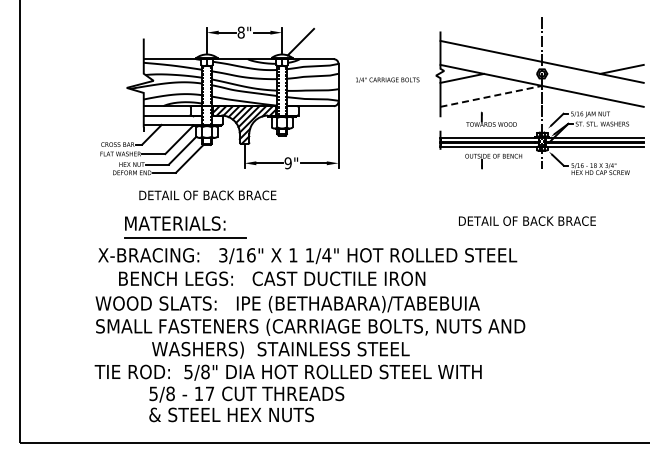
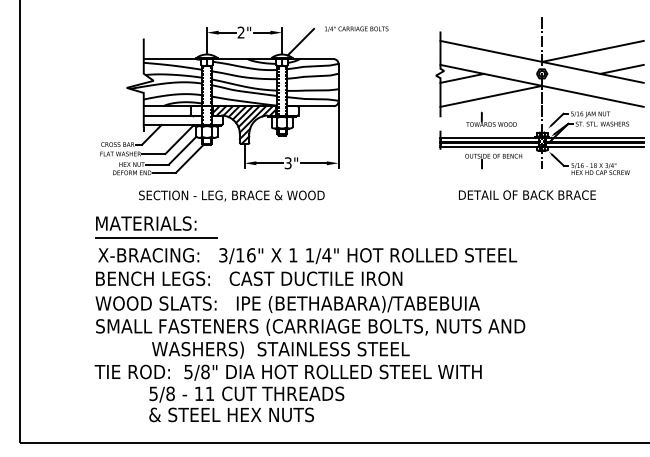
text: 8" -> 2" (240, 32)
line: none -> present (592, 50)
text position: (387, 79) -> (356, 28) (356, 28)
line: dashed -> solid (491, 96)
text: 9" -> 3" (287, 163)
text: DETAIL OF BACK BRACE -> SECTION - LEG, BRACE & WOOD (231, 195)
text position: (527, 220) -> (527, 194) (527, 194)
part position: (185, 227) -> (156, 227) (156, 227)
text position: (272, 278) -> (249, 278) (249, 278)
text: 17 -> 11 (210, 393)
